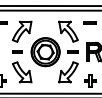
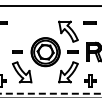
line: present -> none (50, 10)
part: present -> none (21, 31)
line: solid -> dashed (50, 93)
